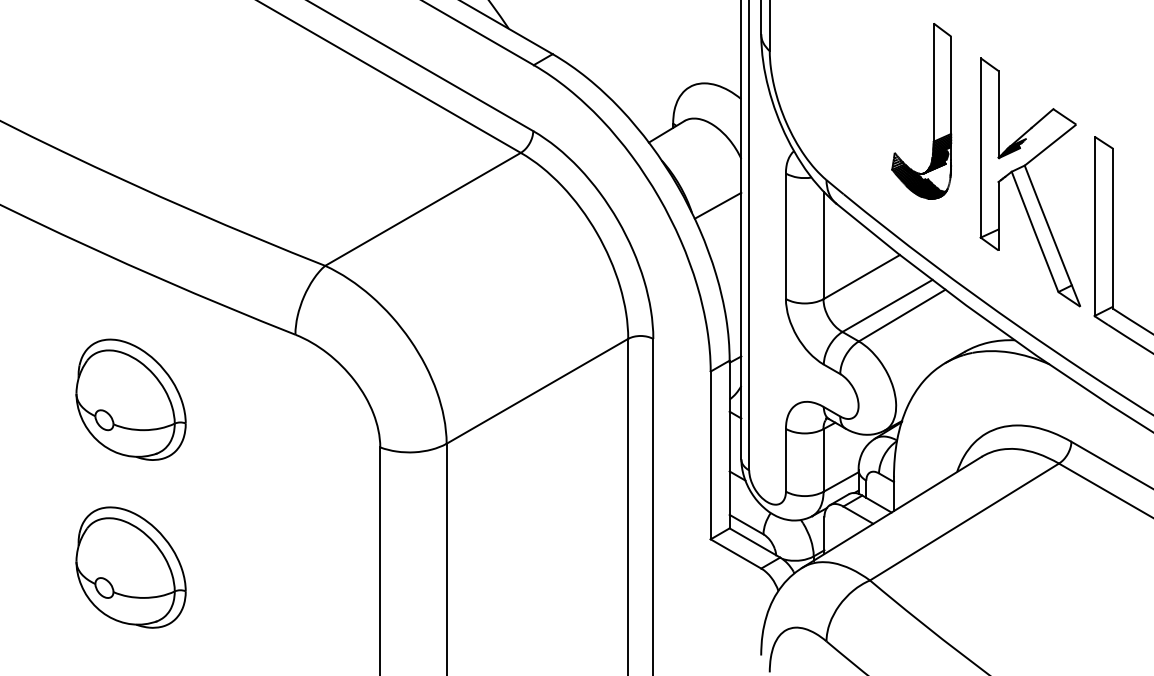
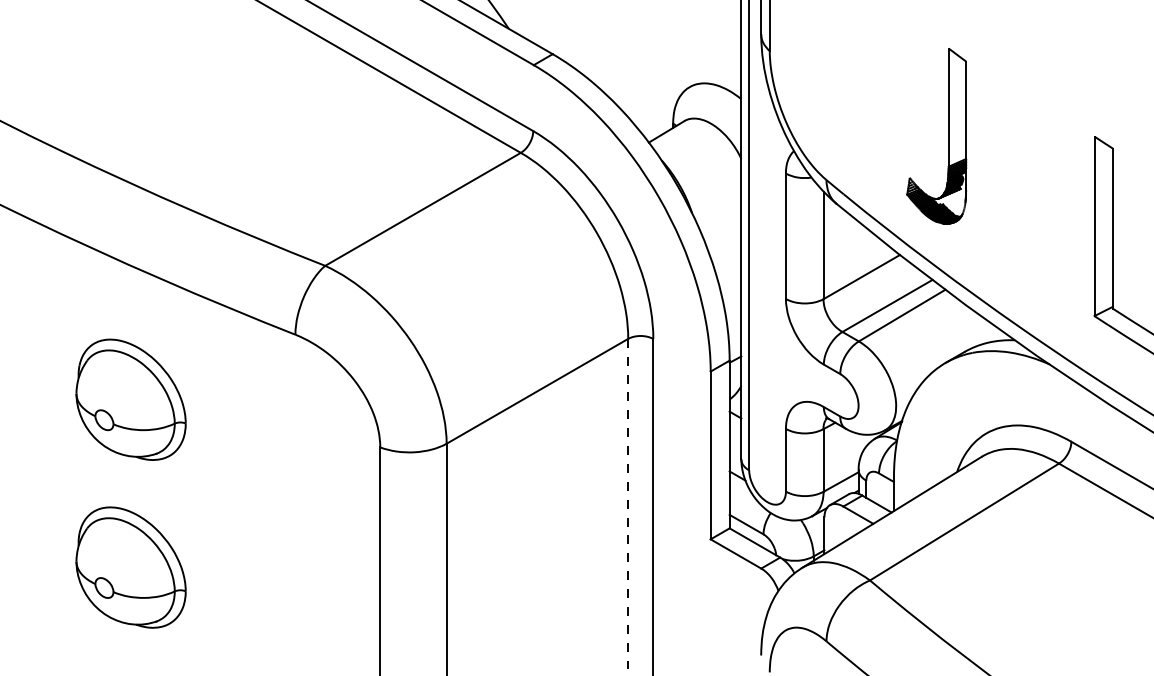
part position: (933, 111) -> (948, 136) (948, 136)
part: present -> none (1030, 182)
line: present -> none (717, 205)
line: solid -> dashed (628, 507)
